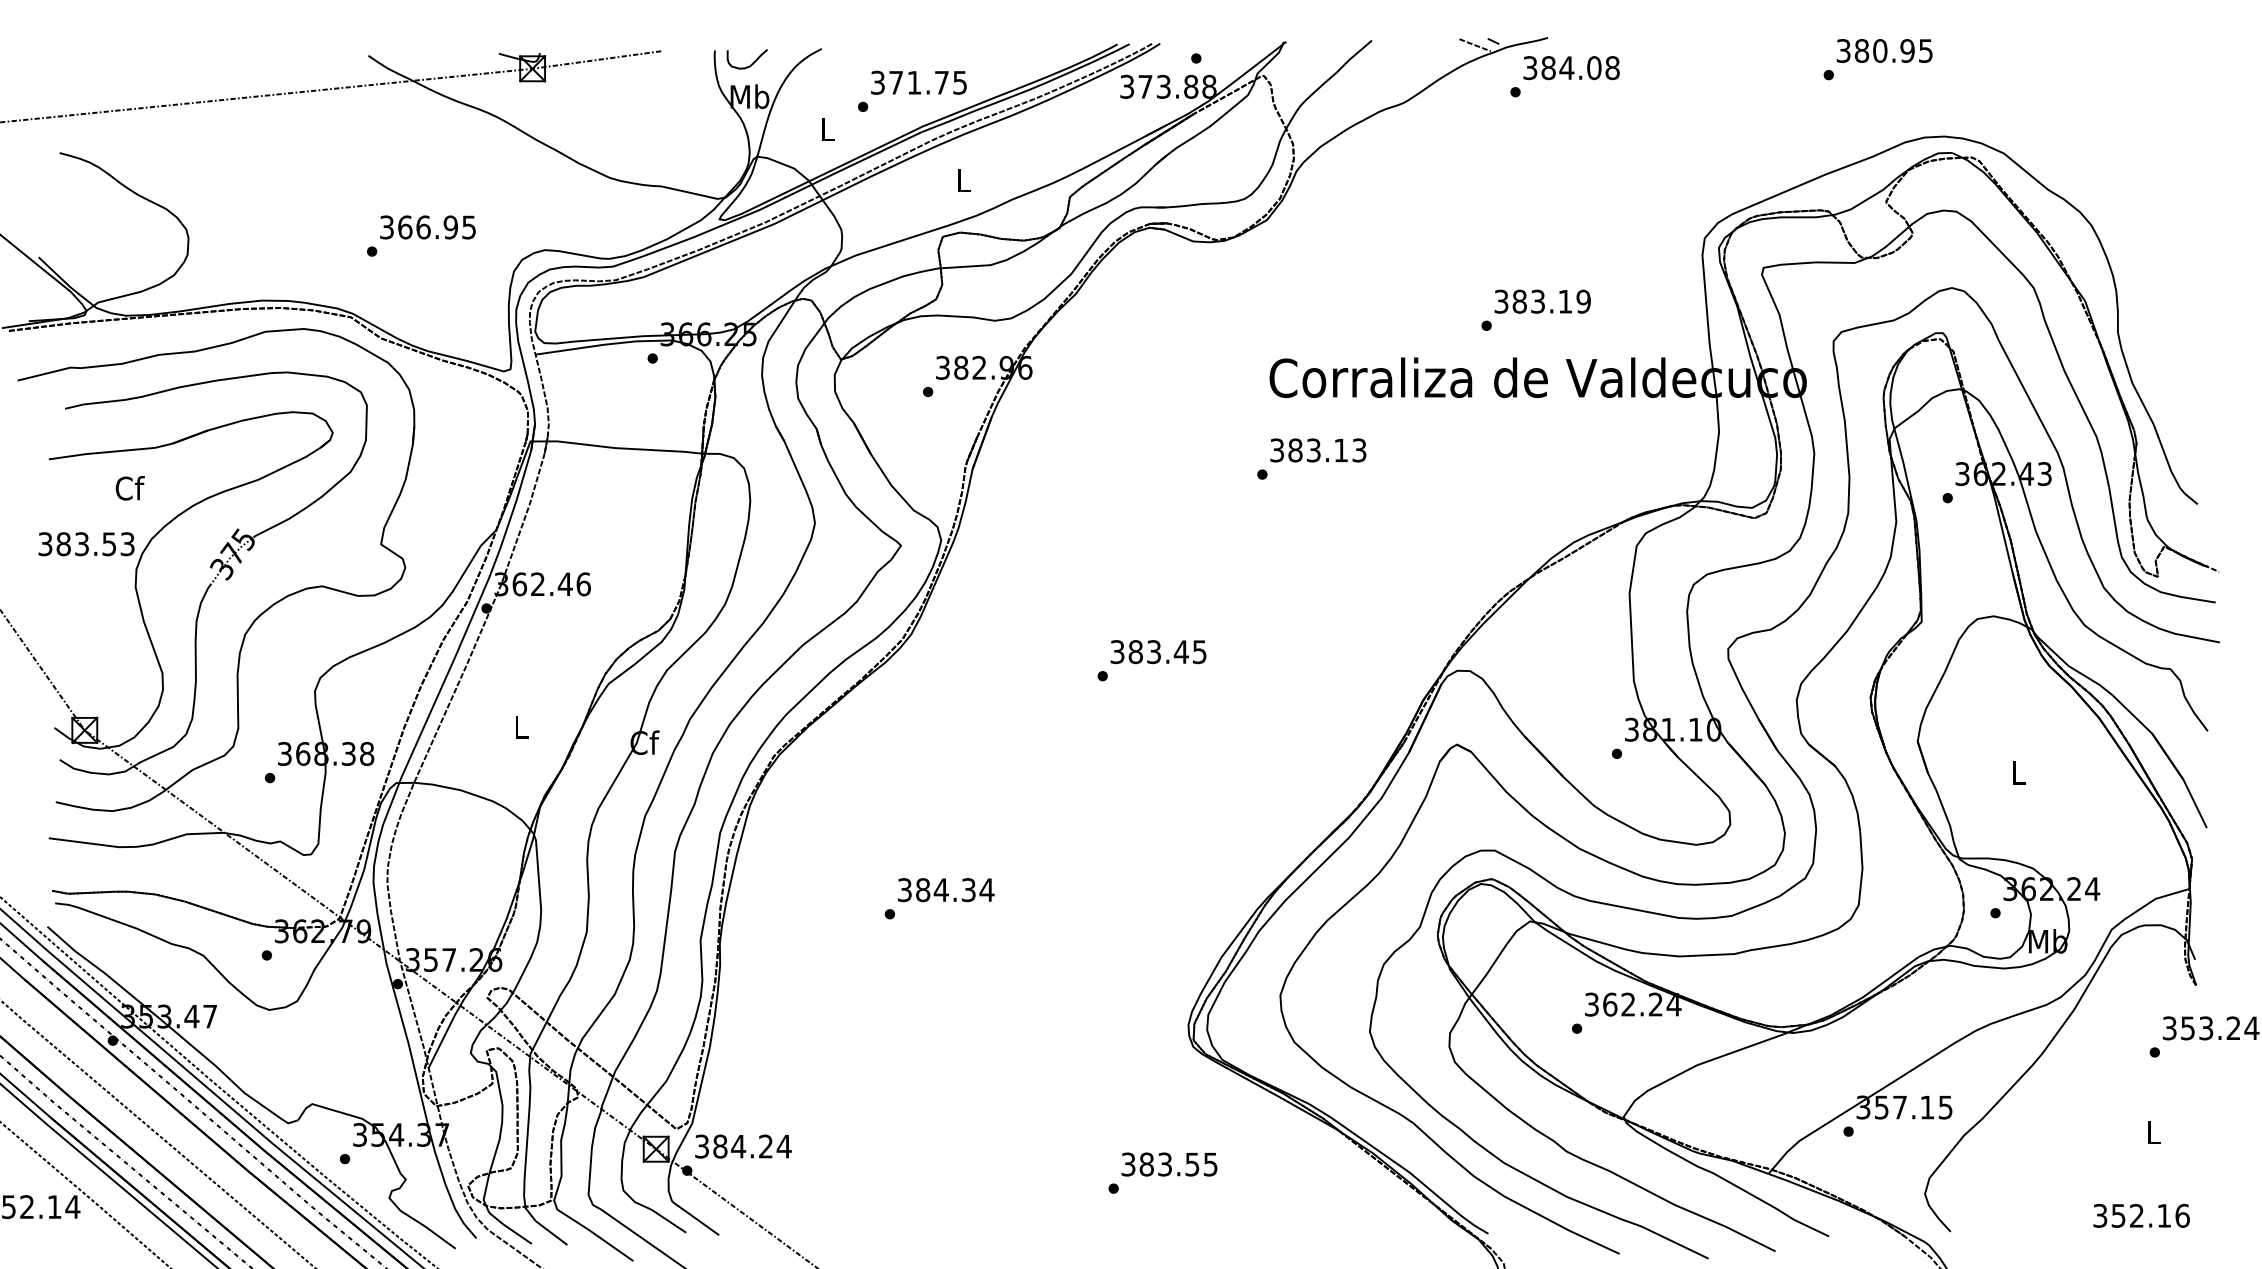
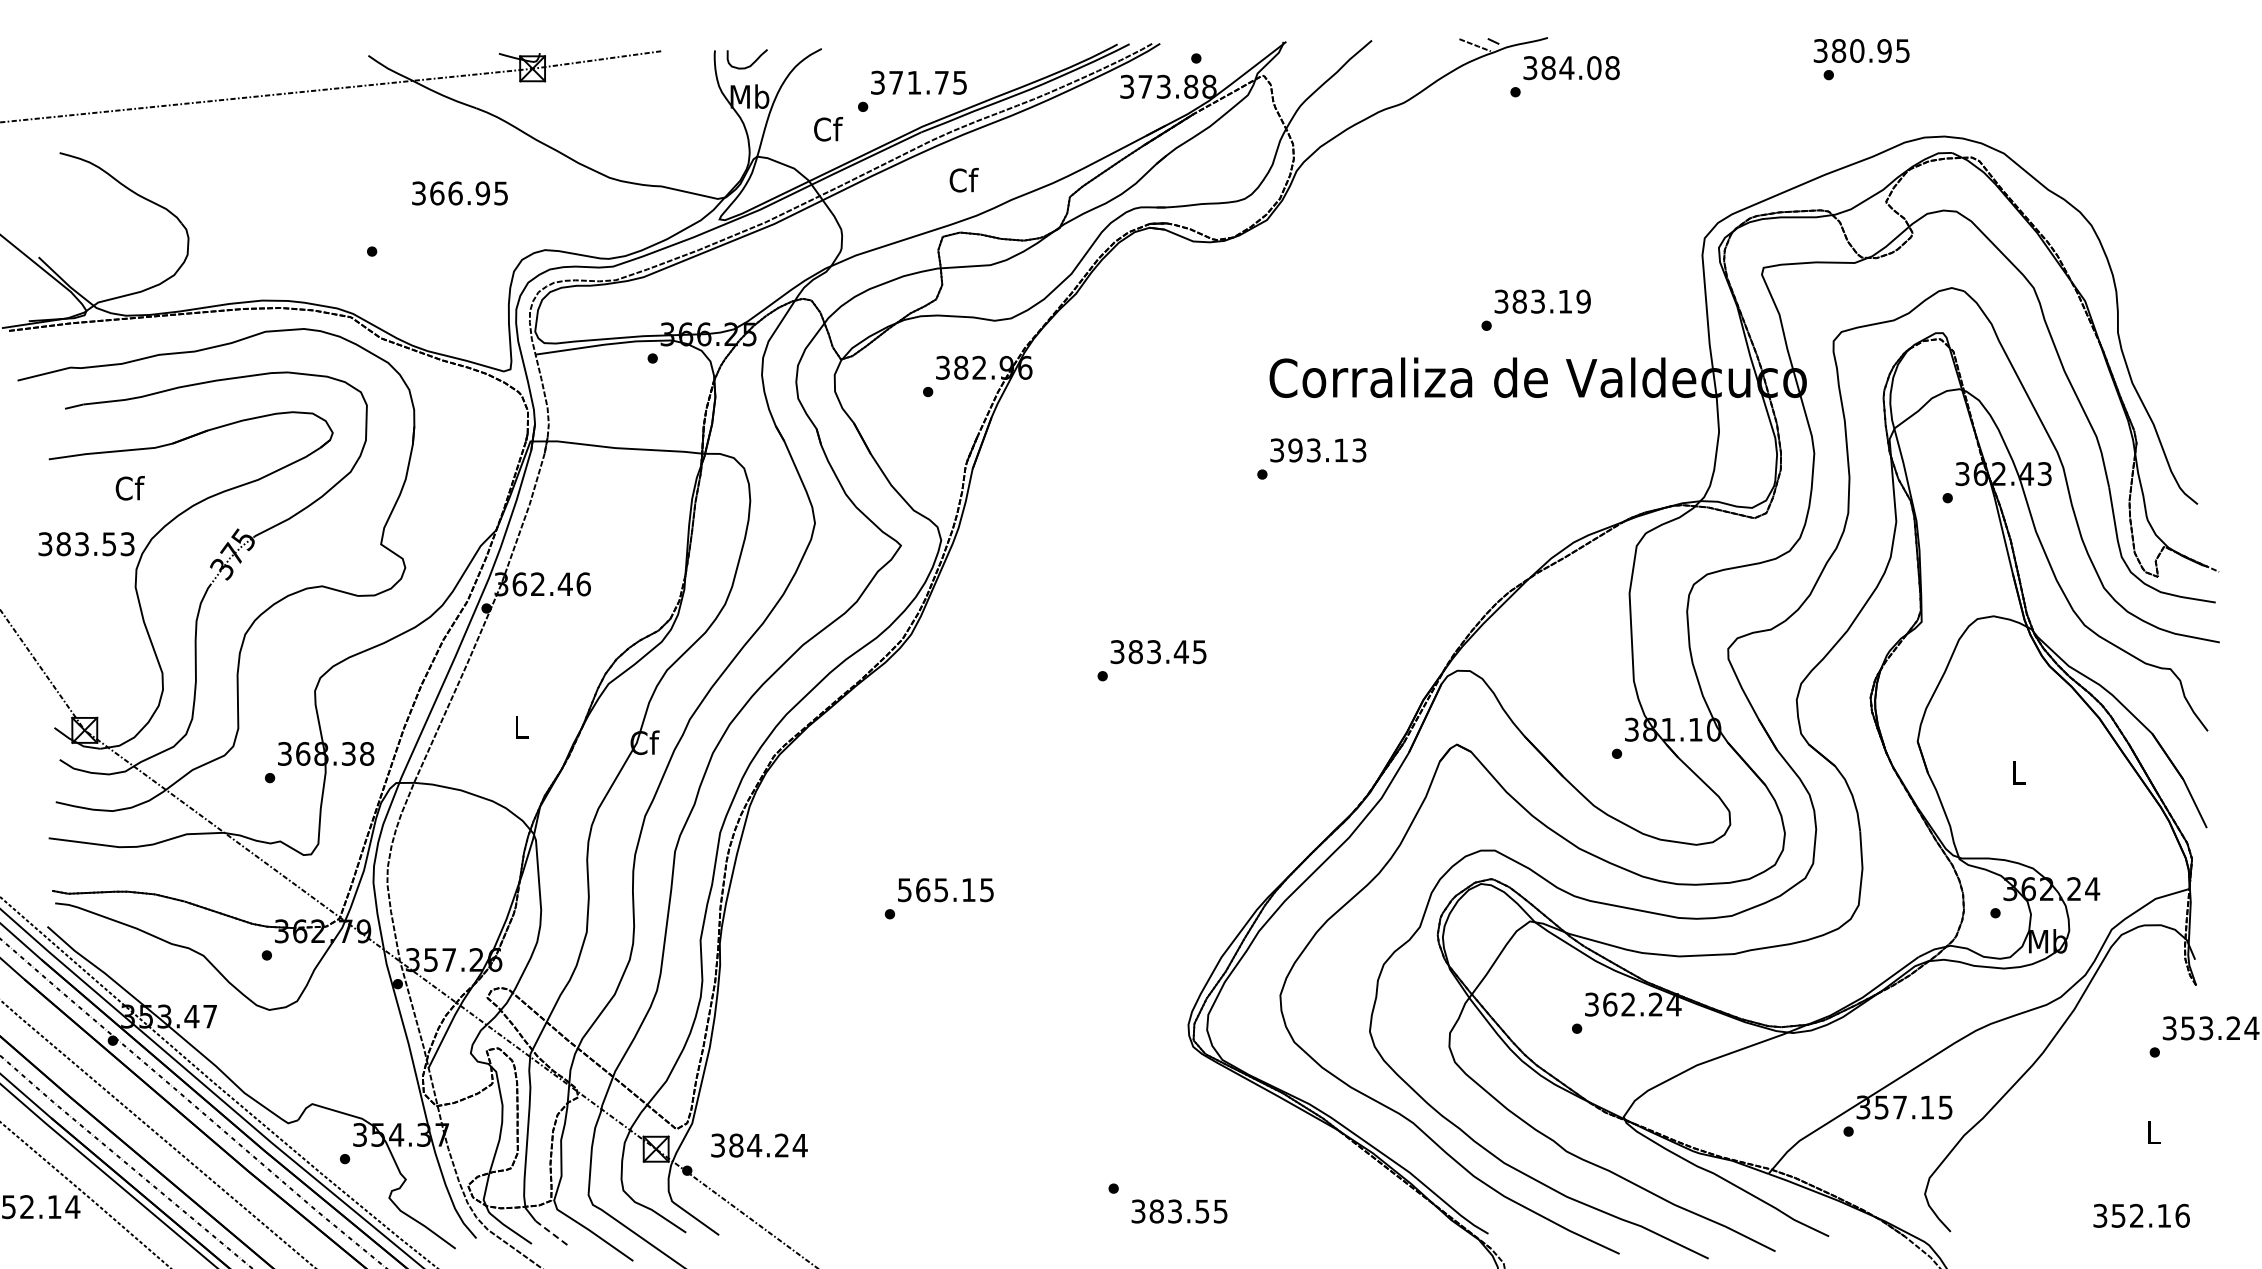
text position: (1884, 50) -> (1861, 50) (1861, 50)
text: L -> Cf (828, 129)
text: L -> Cf (963, 179)
text position: (427, 227) -> (459, 193) (459, 193)
text: 383.13 -> 393.13 (1295, 450)
text: 384.34 -> 565.15 (946, 890)
text position: (743, 1146) -> (759, 1145) (759, 1145)
text position: (1169, 1164) -> (1179, 1211) (1179, 1211)
line: solid -> dashed (551, 1233)
